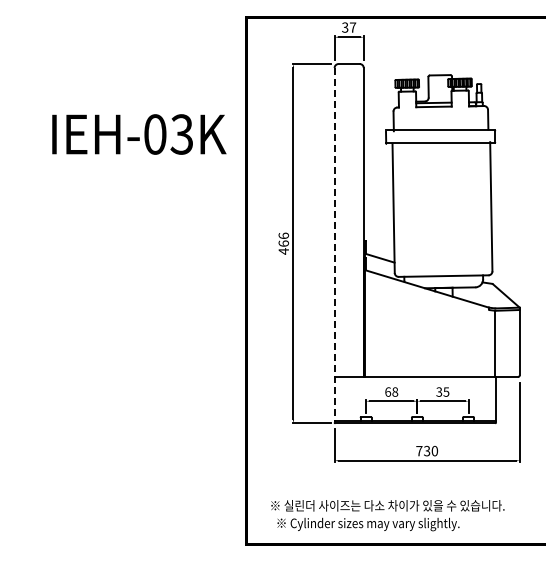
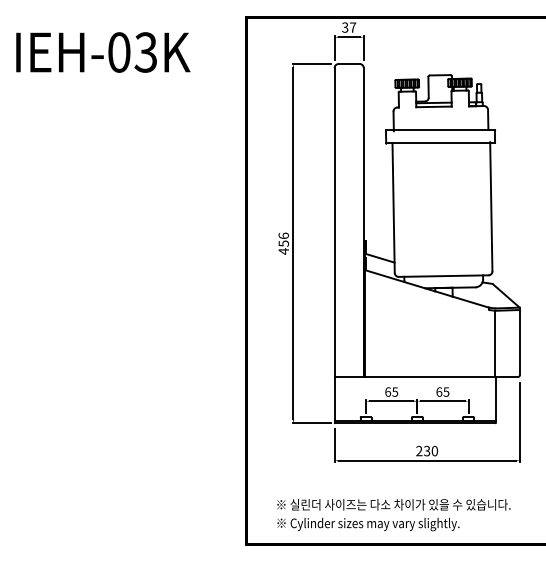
text position: (139, 134) -> (103, 52) (103, 52)
text: 466 -> 456 (283, 243)
line: dashed -> solid (334, 245)
text: 68 -> 65 (395, 391)
text: 35 -> 65 (439, 391)
text: 730 -> 230 (419, 450)
text position: (387, 505) -> (393, 504) (393, 504)
